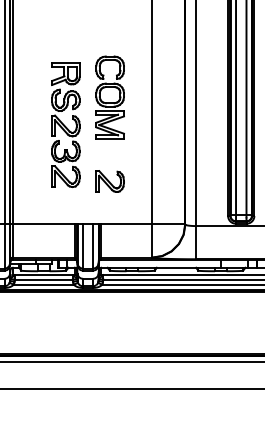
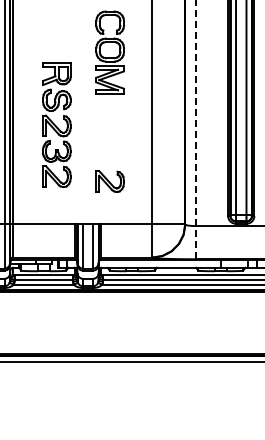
part position: (109, 97) -> (109, 52) (109, 52)
part position: (65, 125) -> (56, 125) (56, 125)
line: solid -> dashed (196, 129)
line: present -> none (131, 389)
